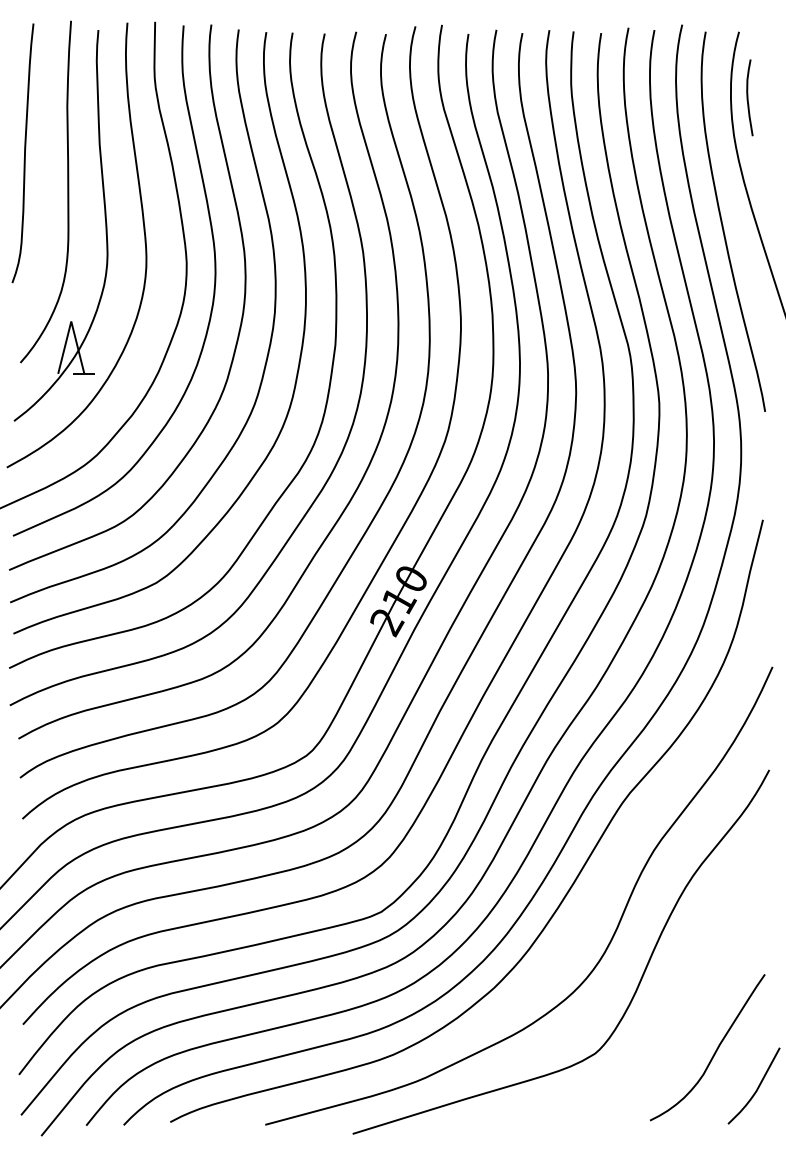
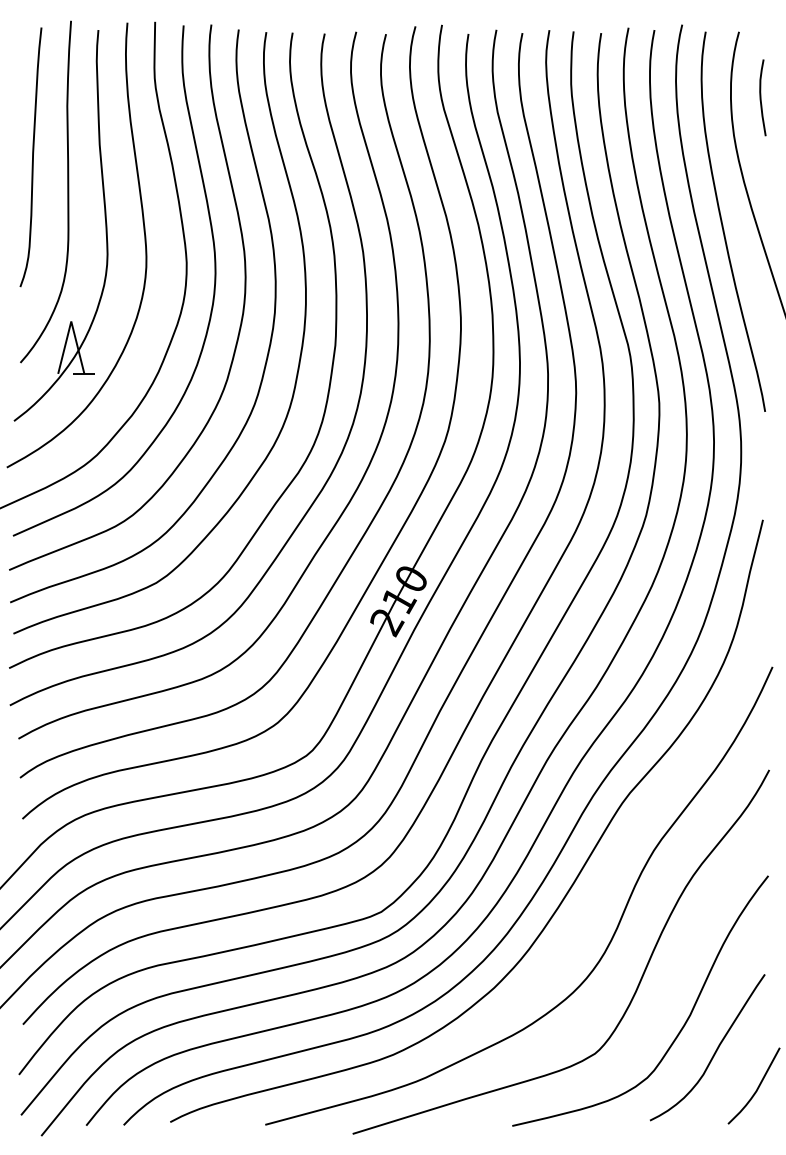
curve position: (748, 97) -> (761, 97) (761, 97)
curve position: (24, 153) -> (32, 157) (32, 157)
curve: none -> present (681, 1027)
